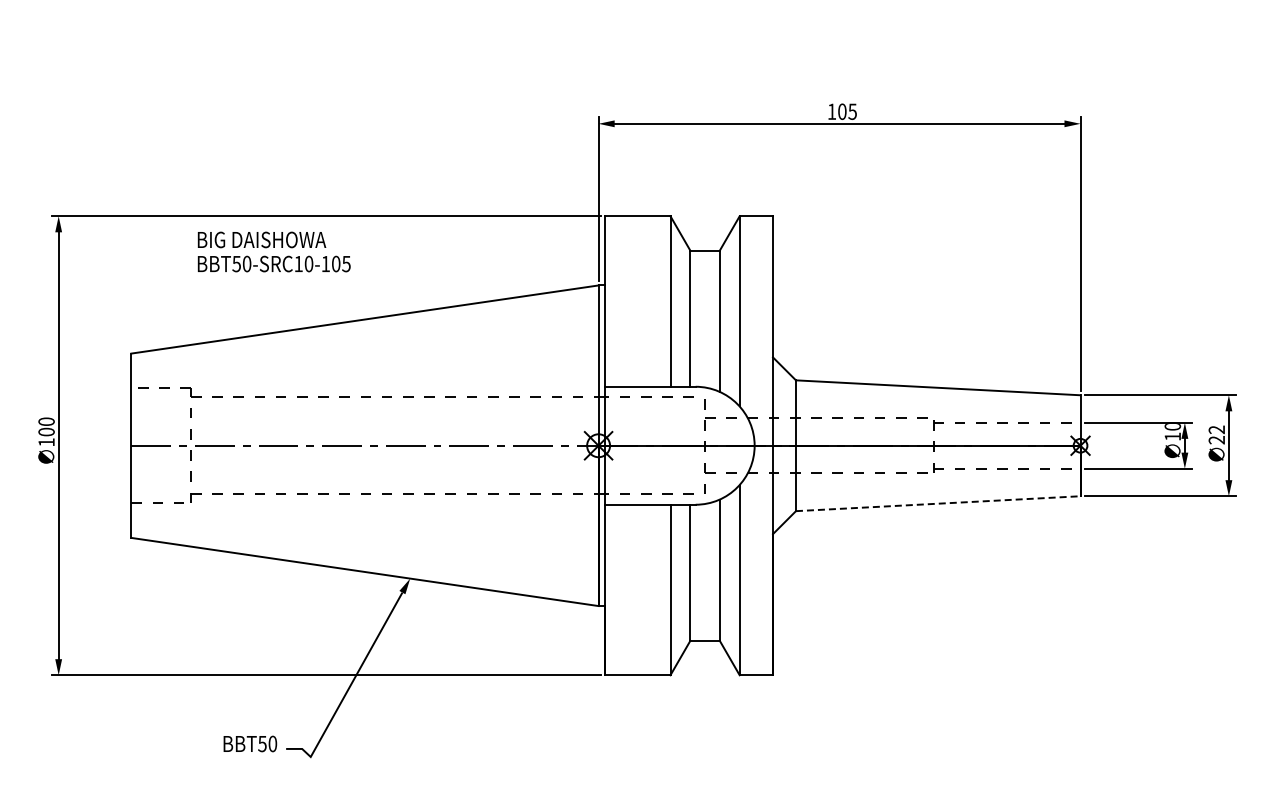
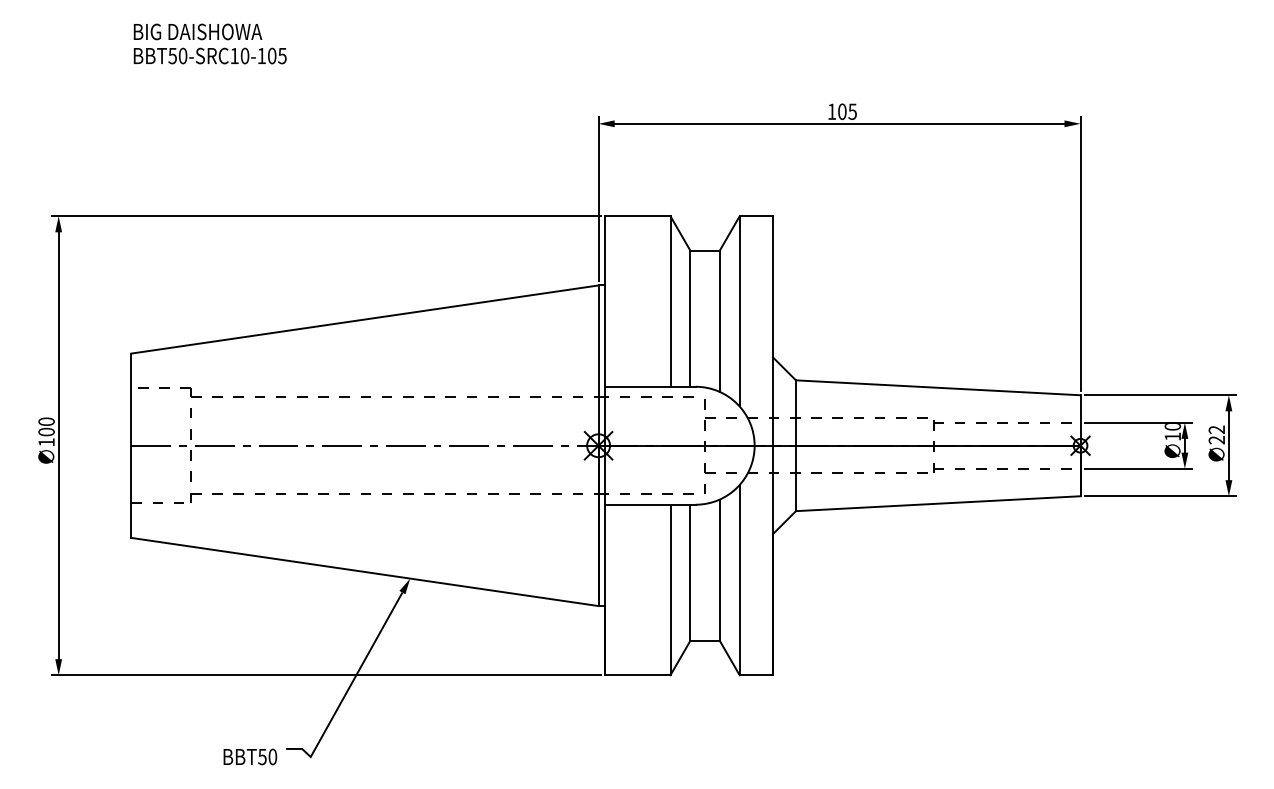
text position: (273, 251) -> (209, 43) (209, 43)
line: dashed -> solid (938, 503)
text position: (250, 743) -> (250, 756) (250, 756)
